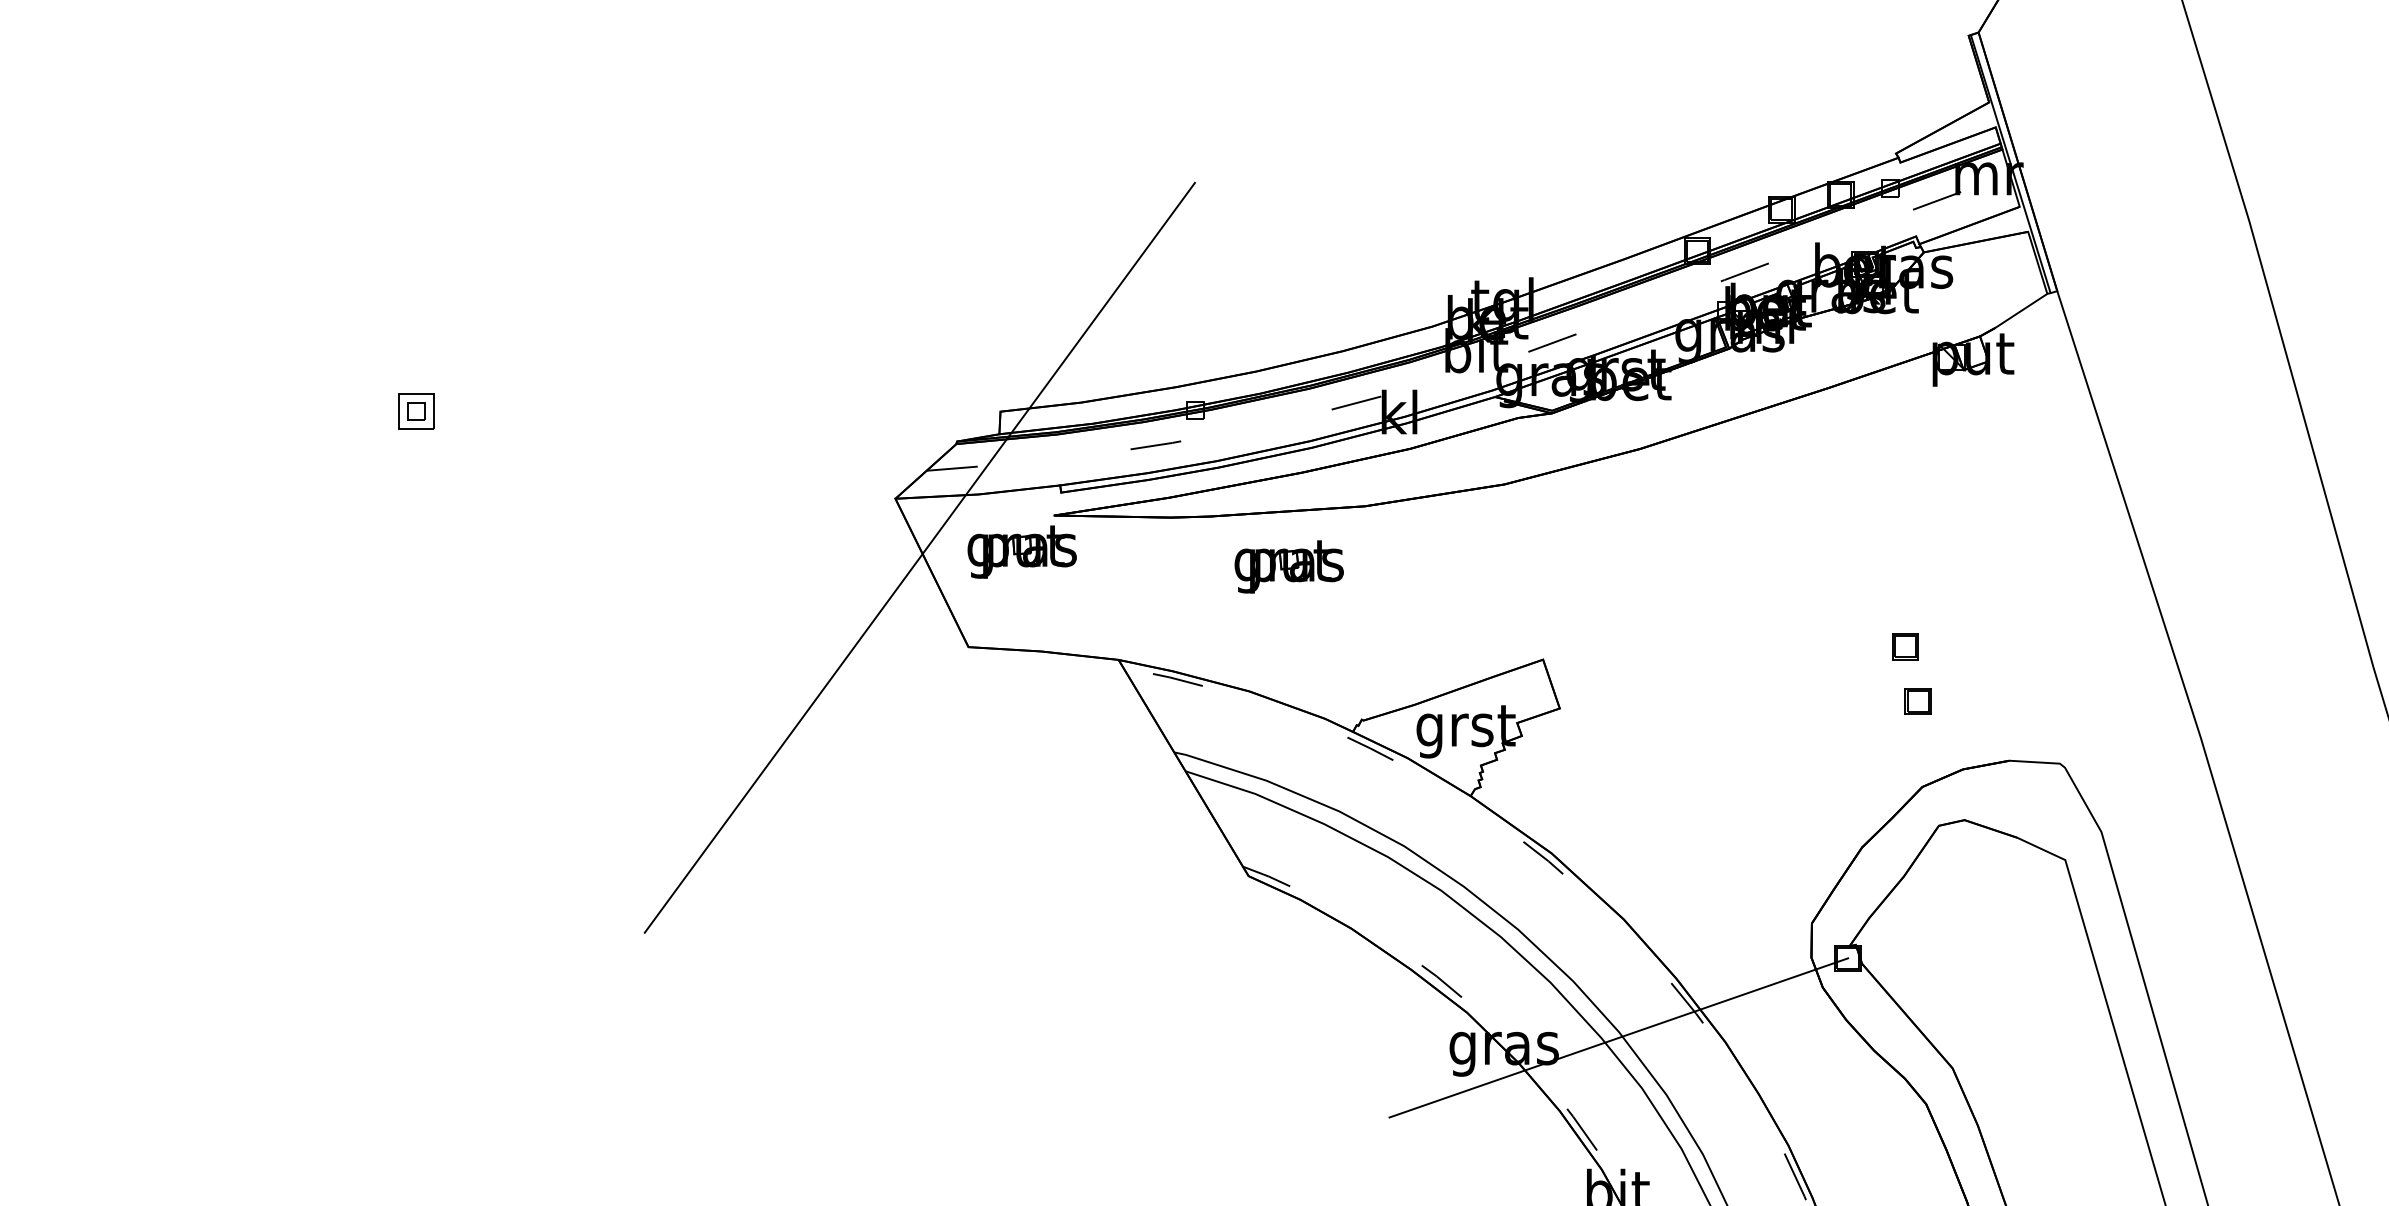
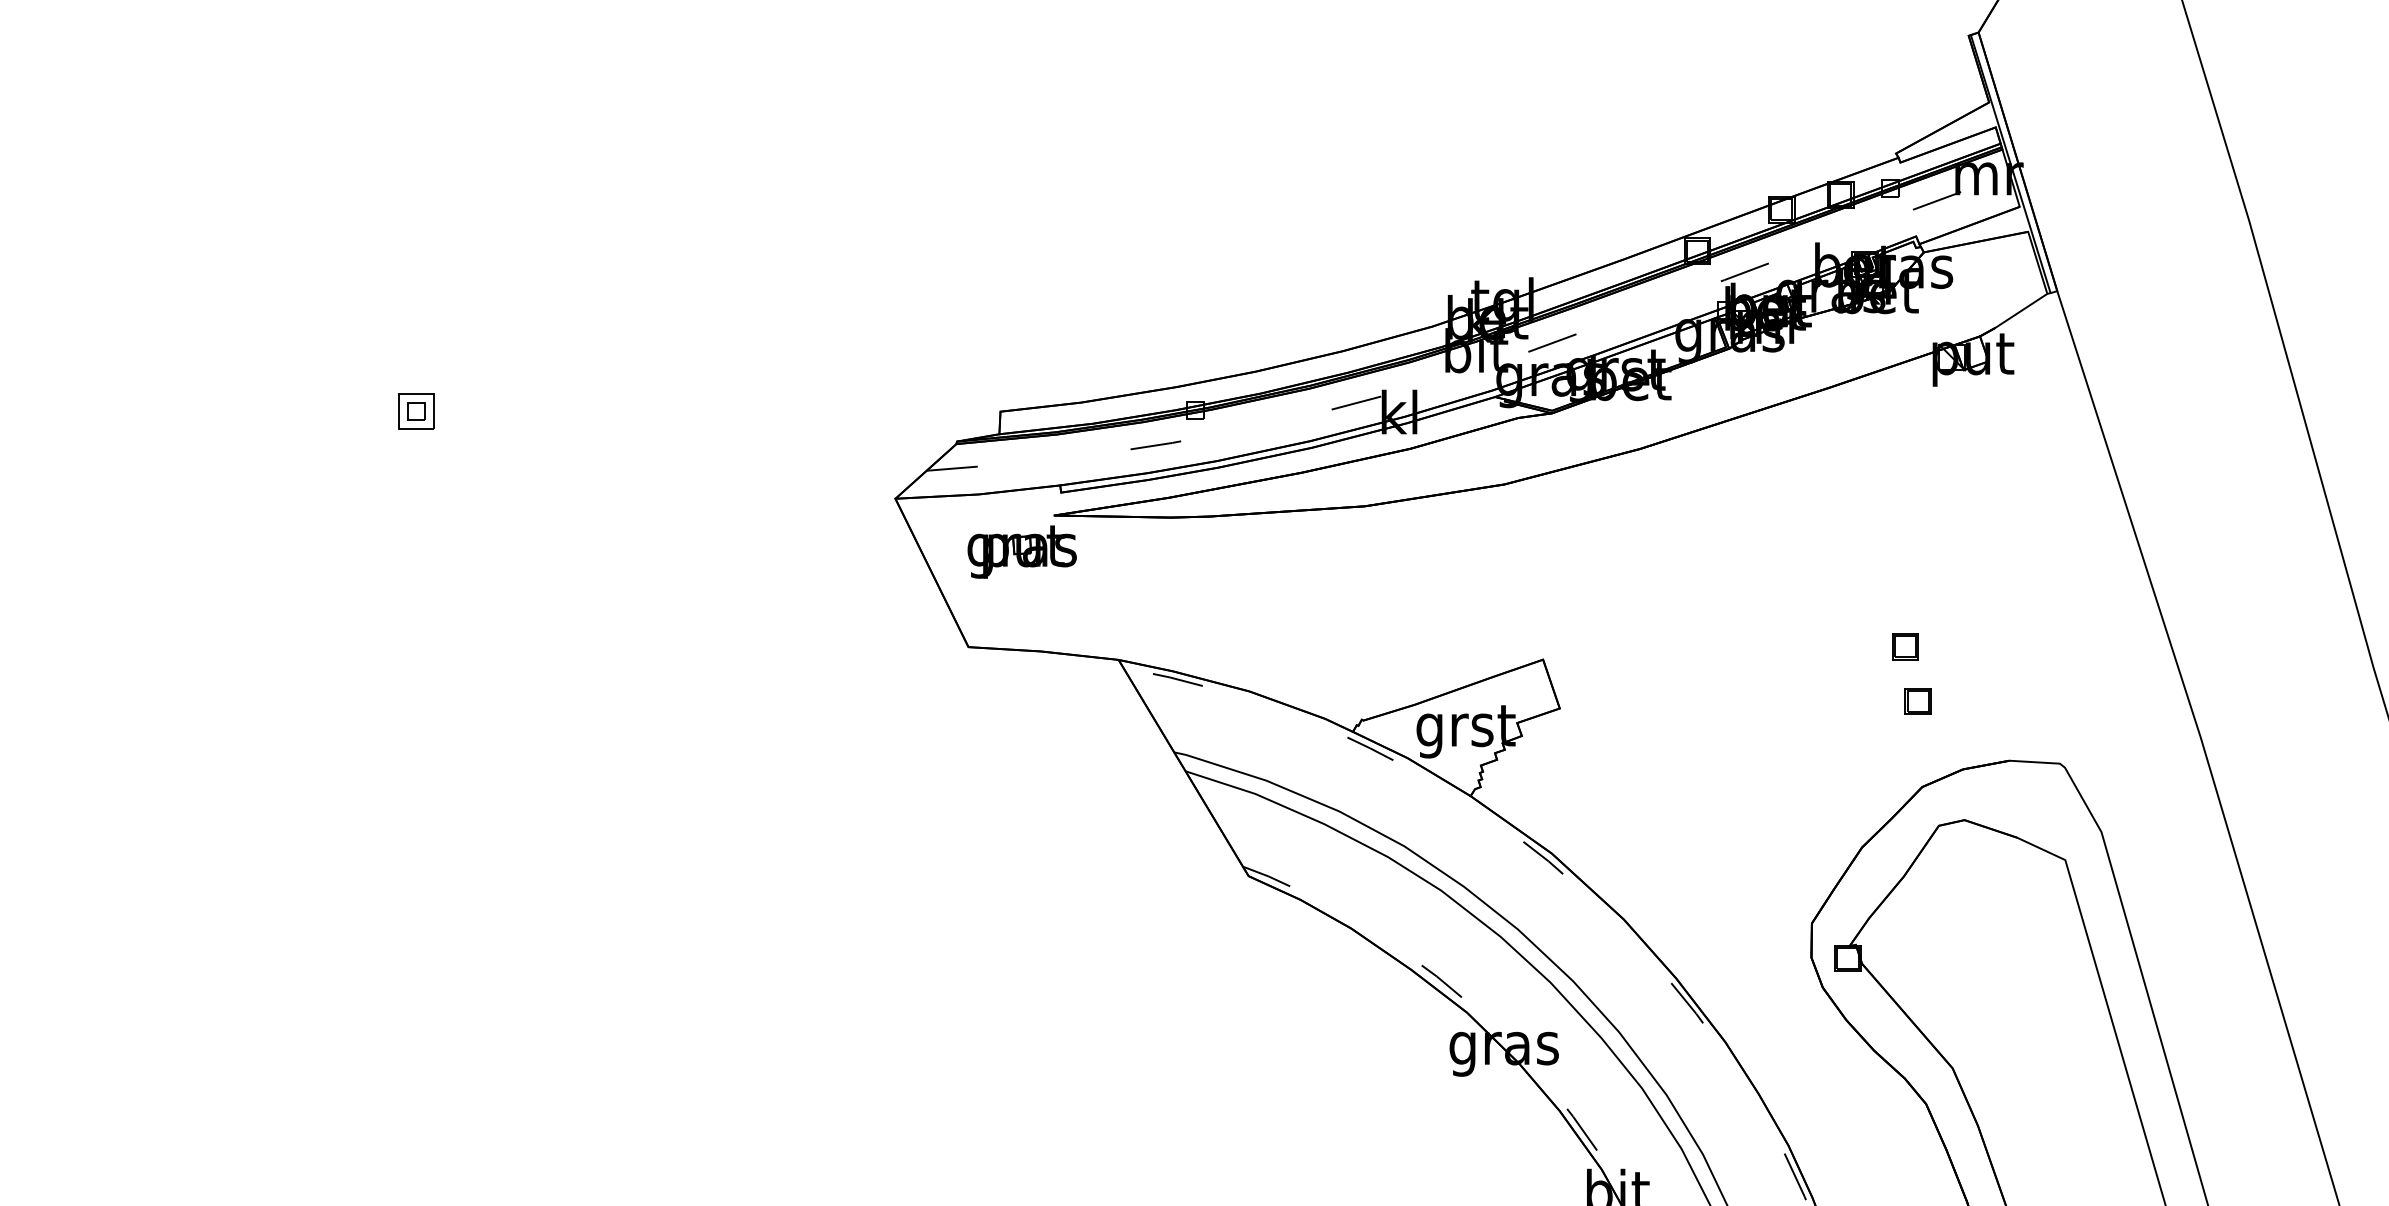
line: present -> none (919, 557)
part: present -> none (1288, 566)
line: present -> none (1618, 1037)
